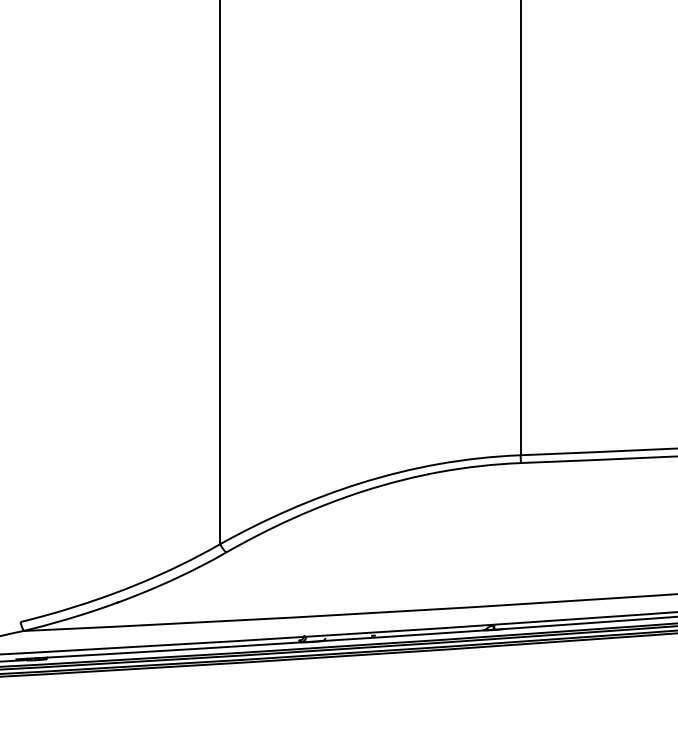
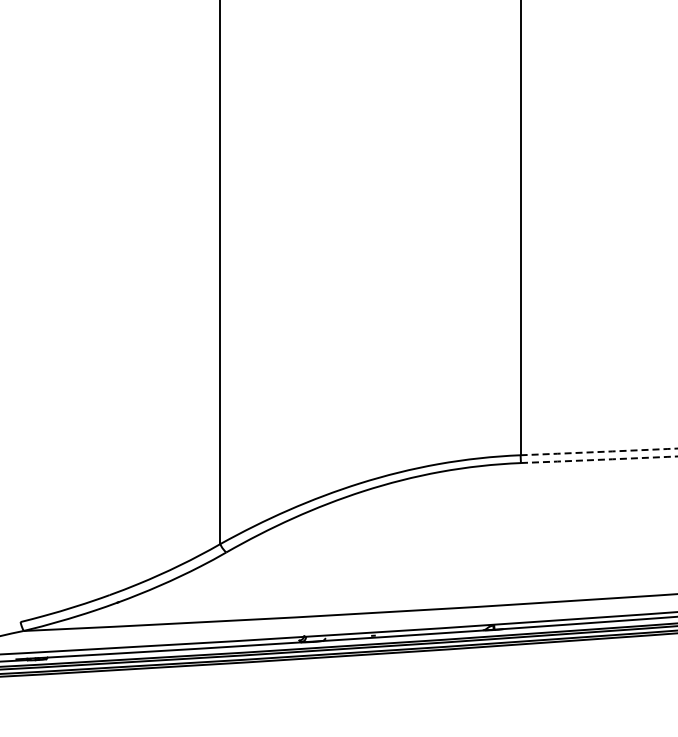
arc: solid -> dashed (598, 452)
arc: solid -> dashed (599, 459)
